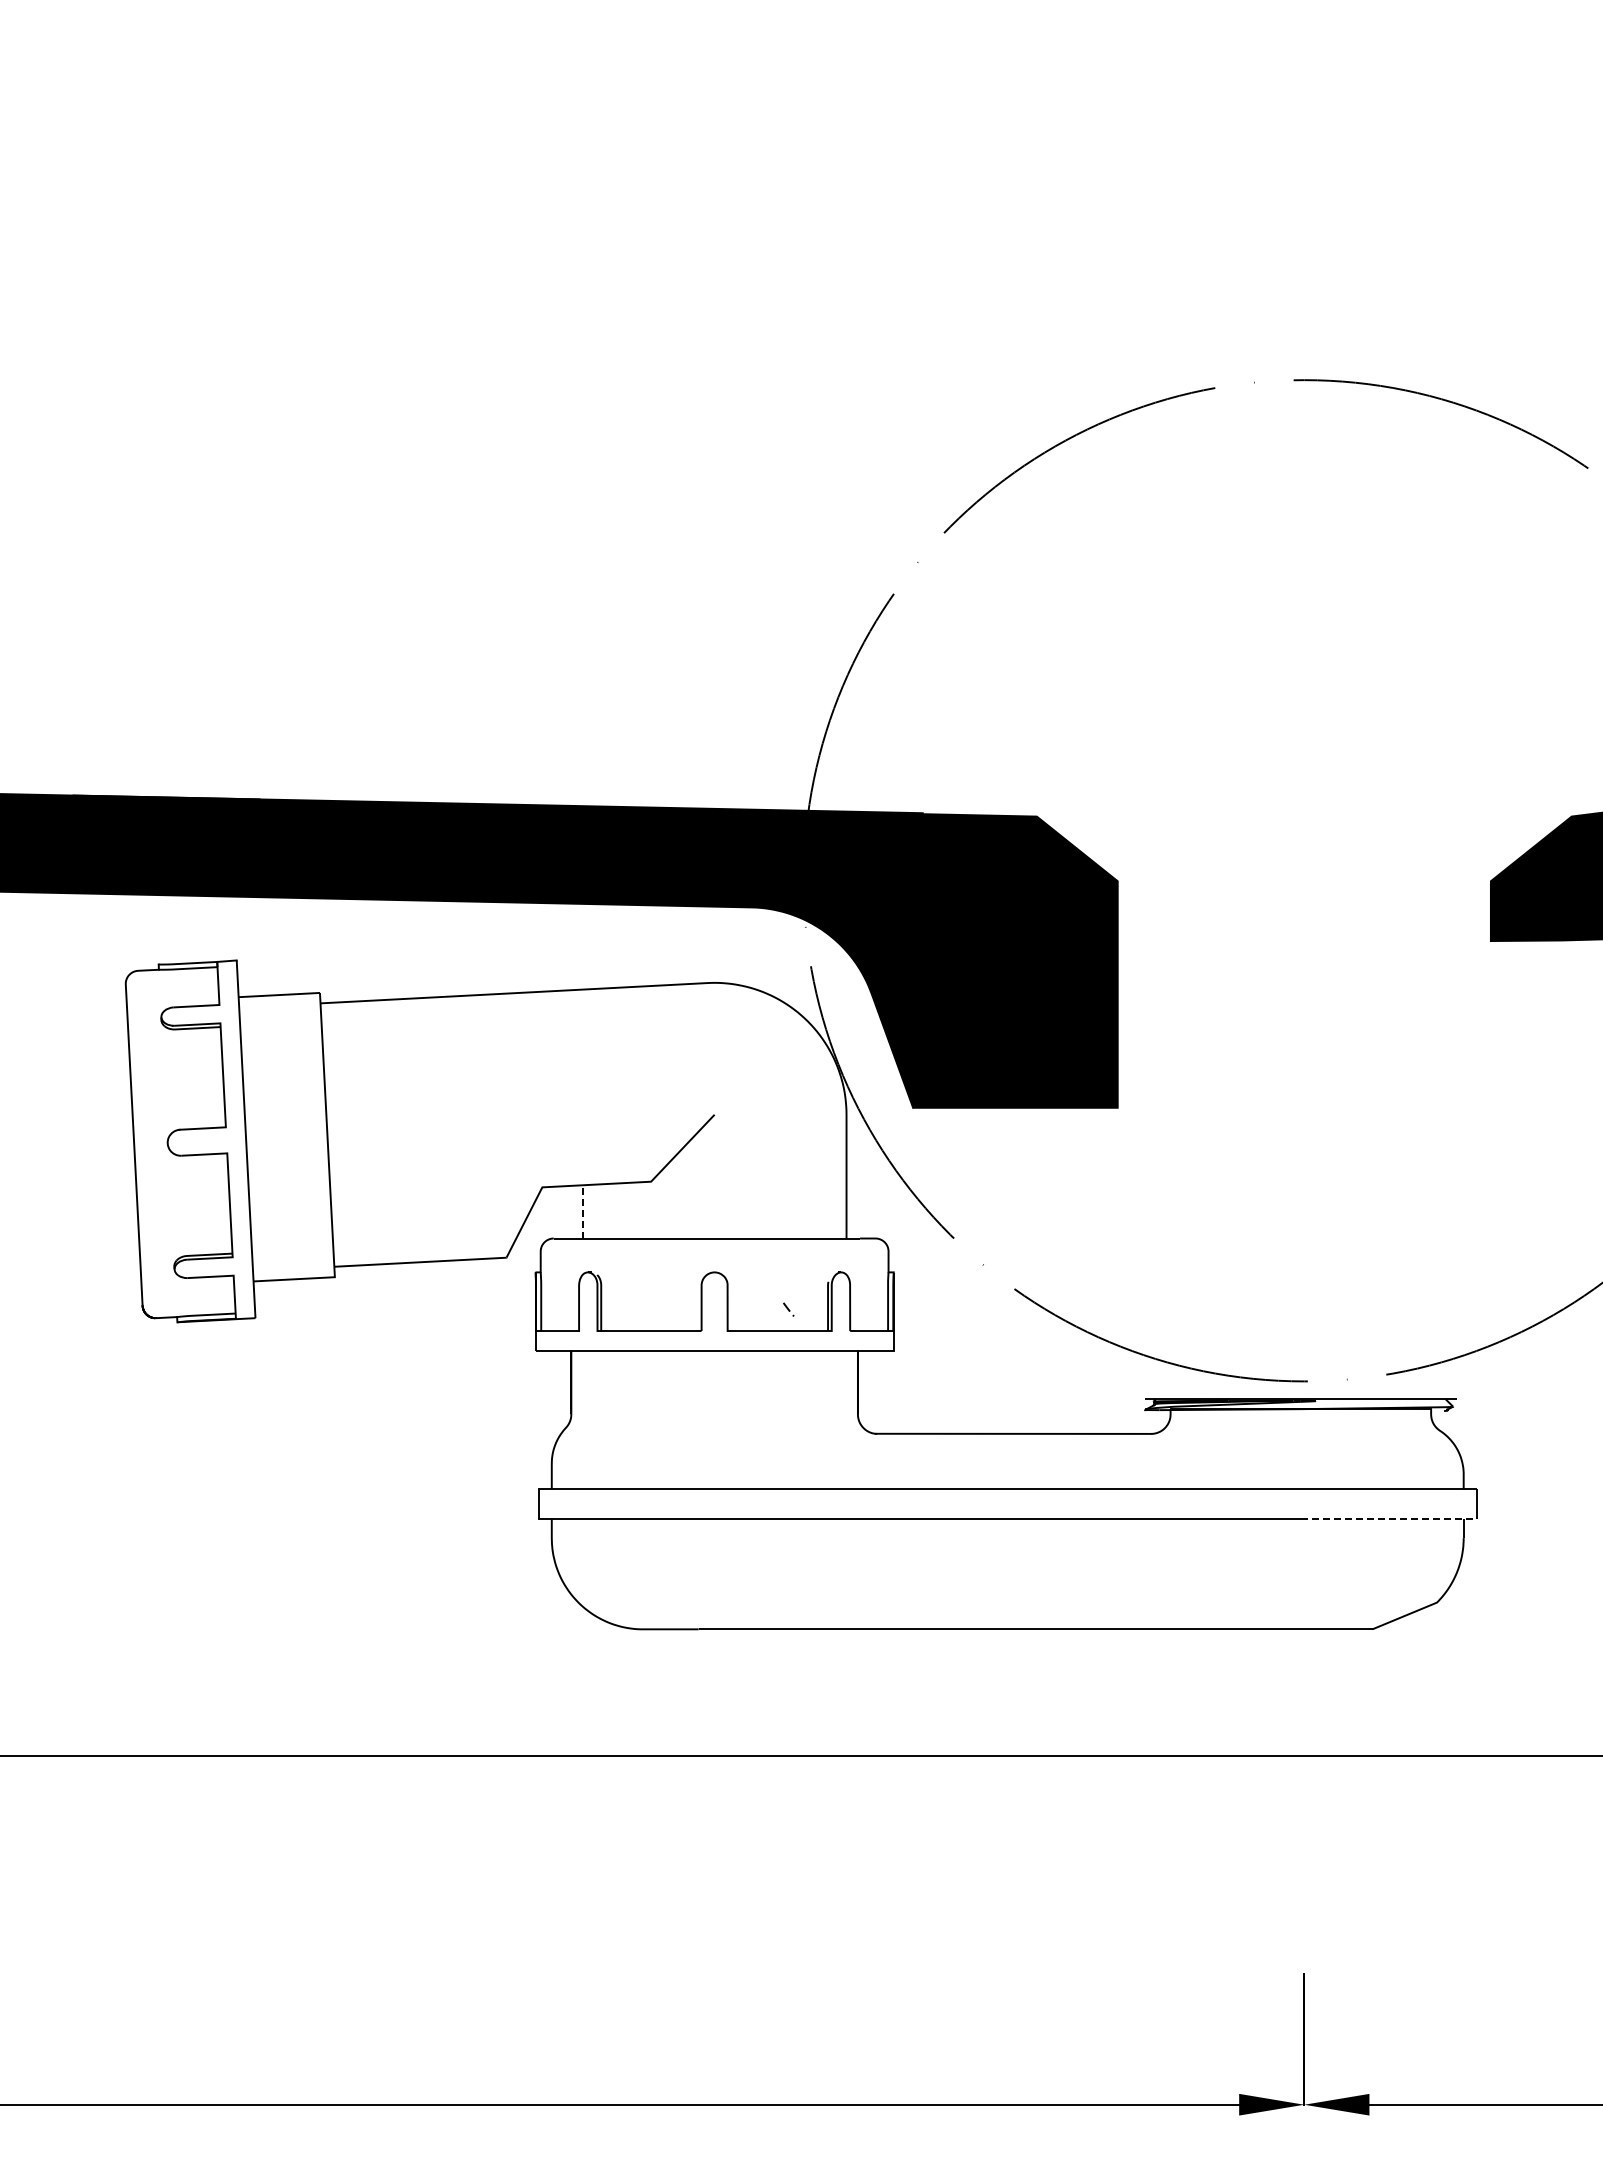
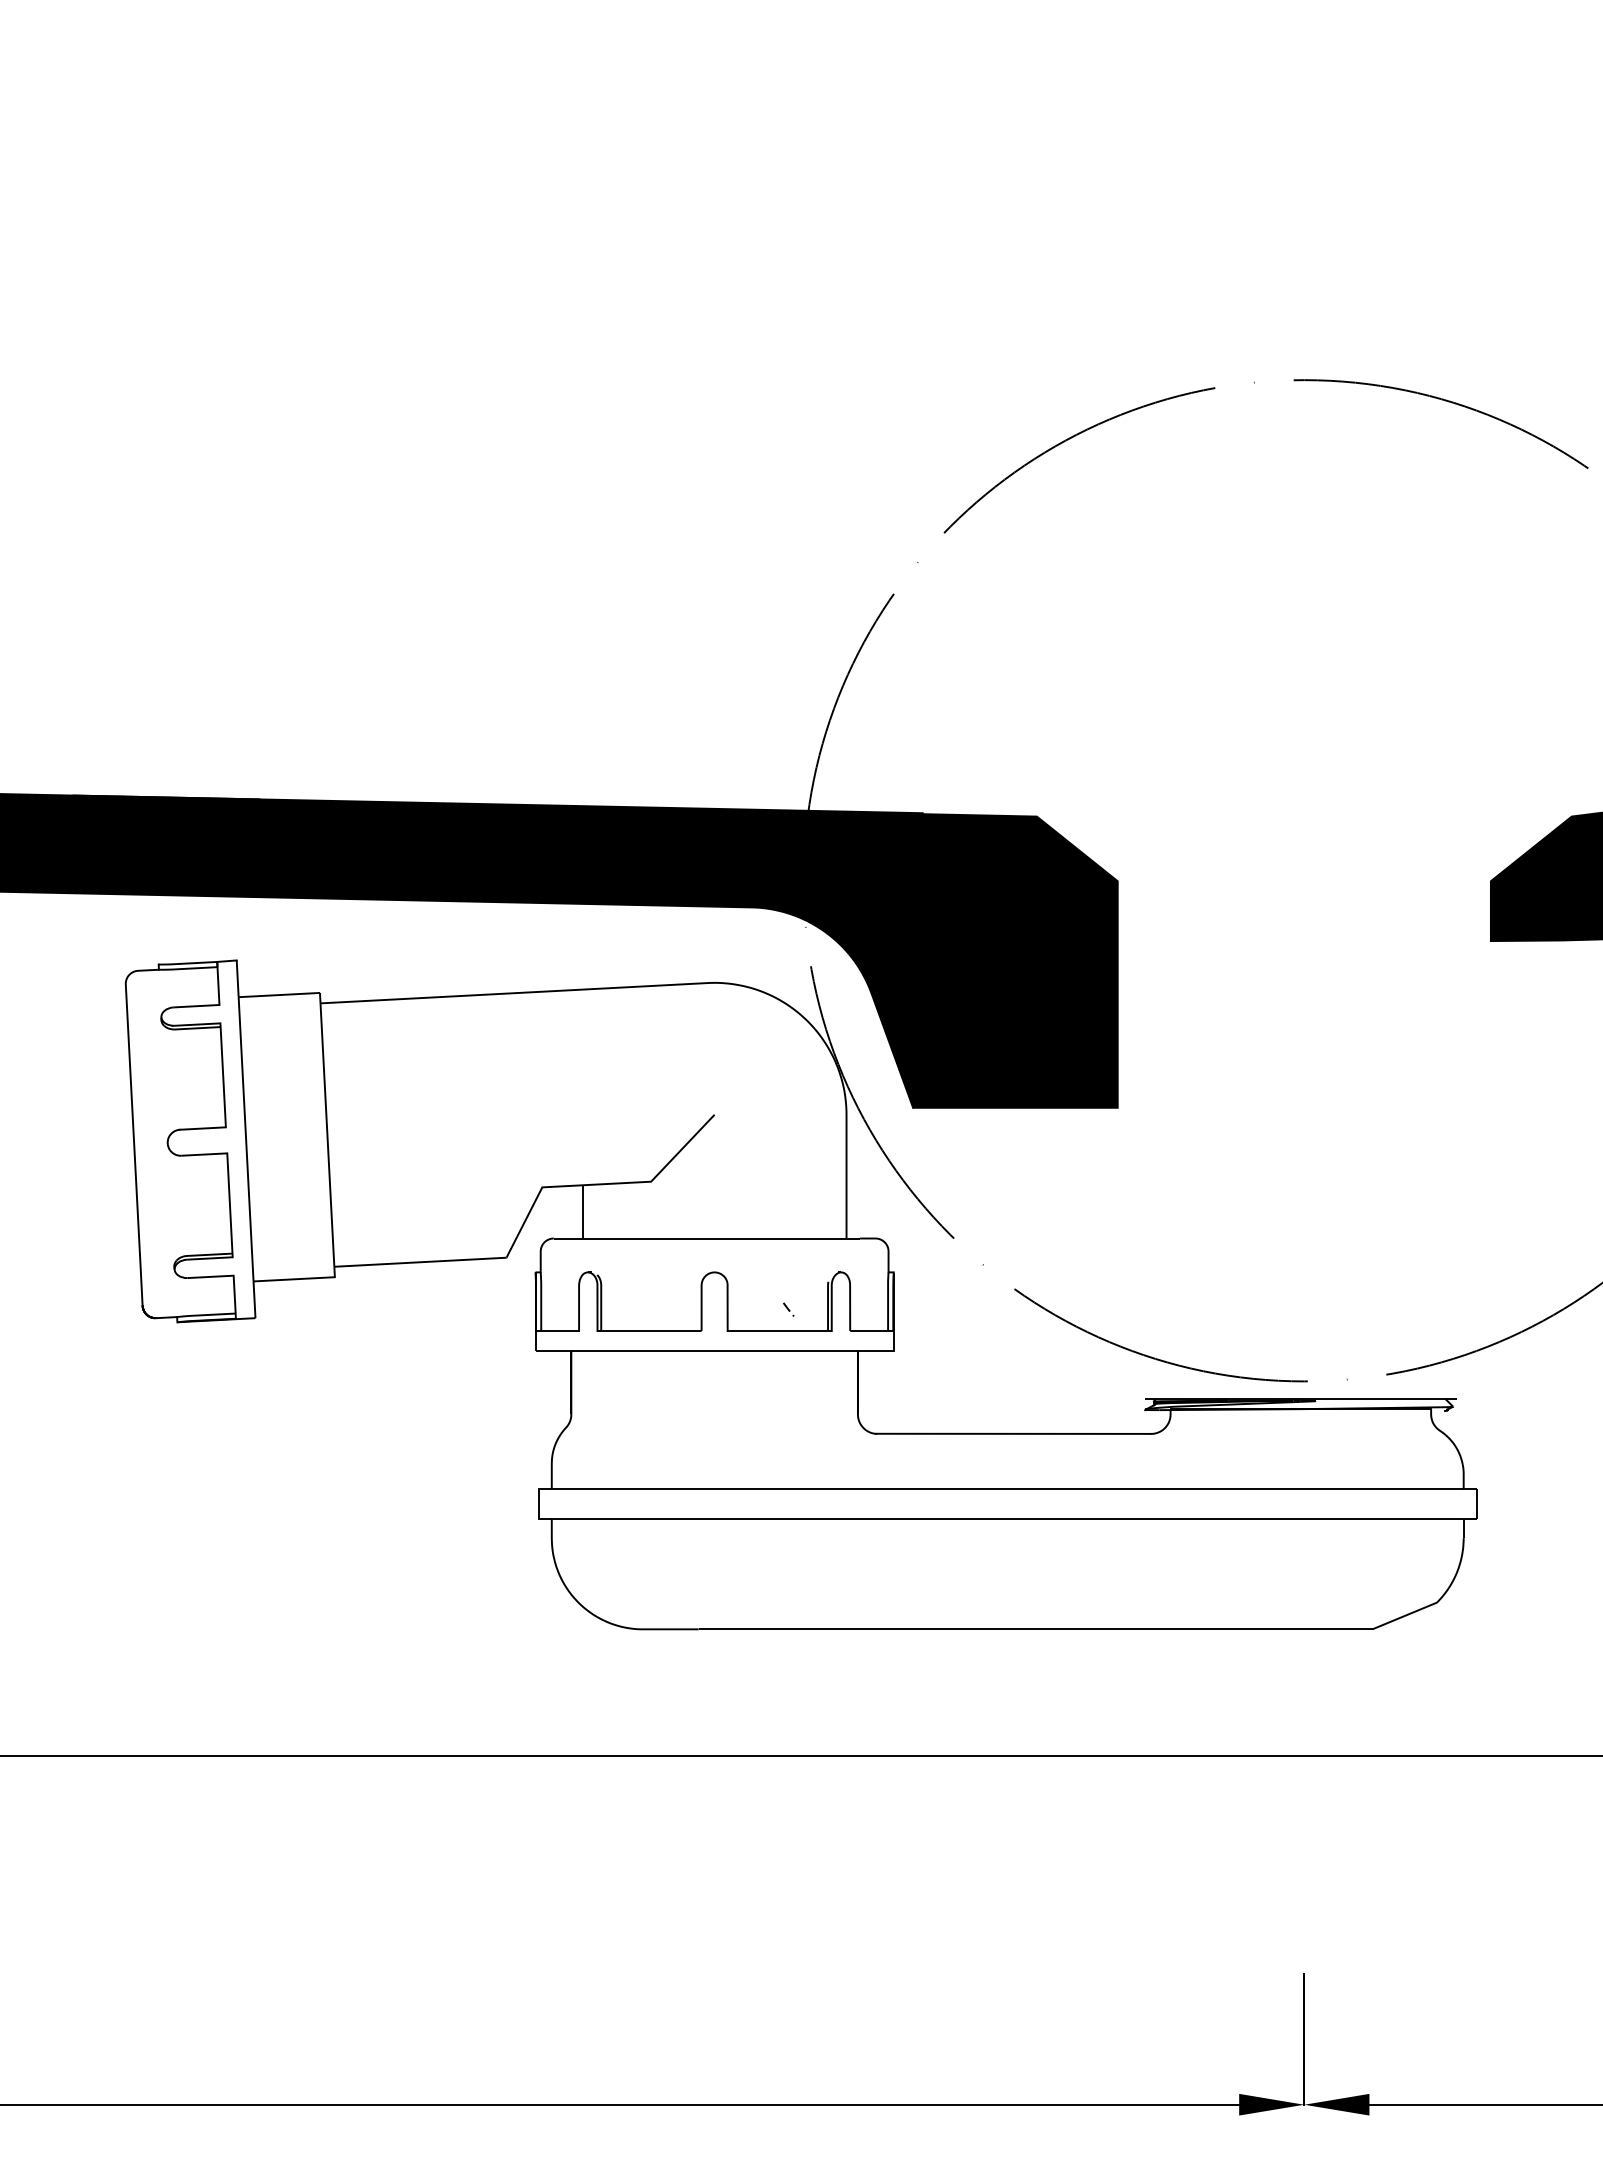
line: dashed -> solid (582, 1211)
line: dashed -> solid (1388, 1518)
